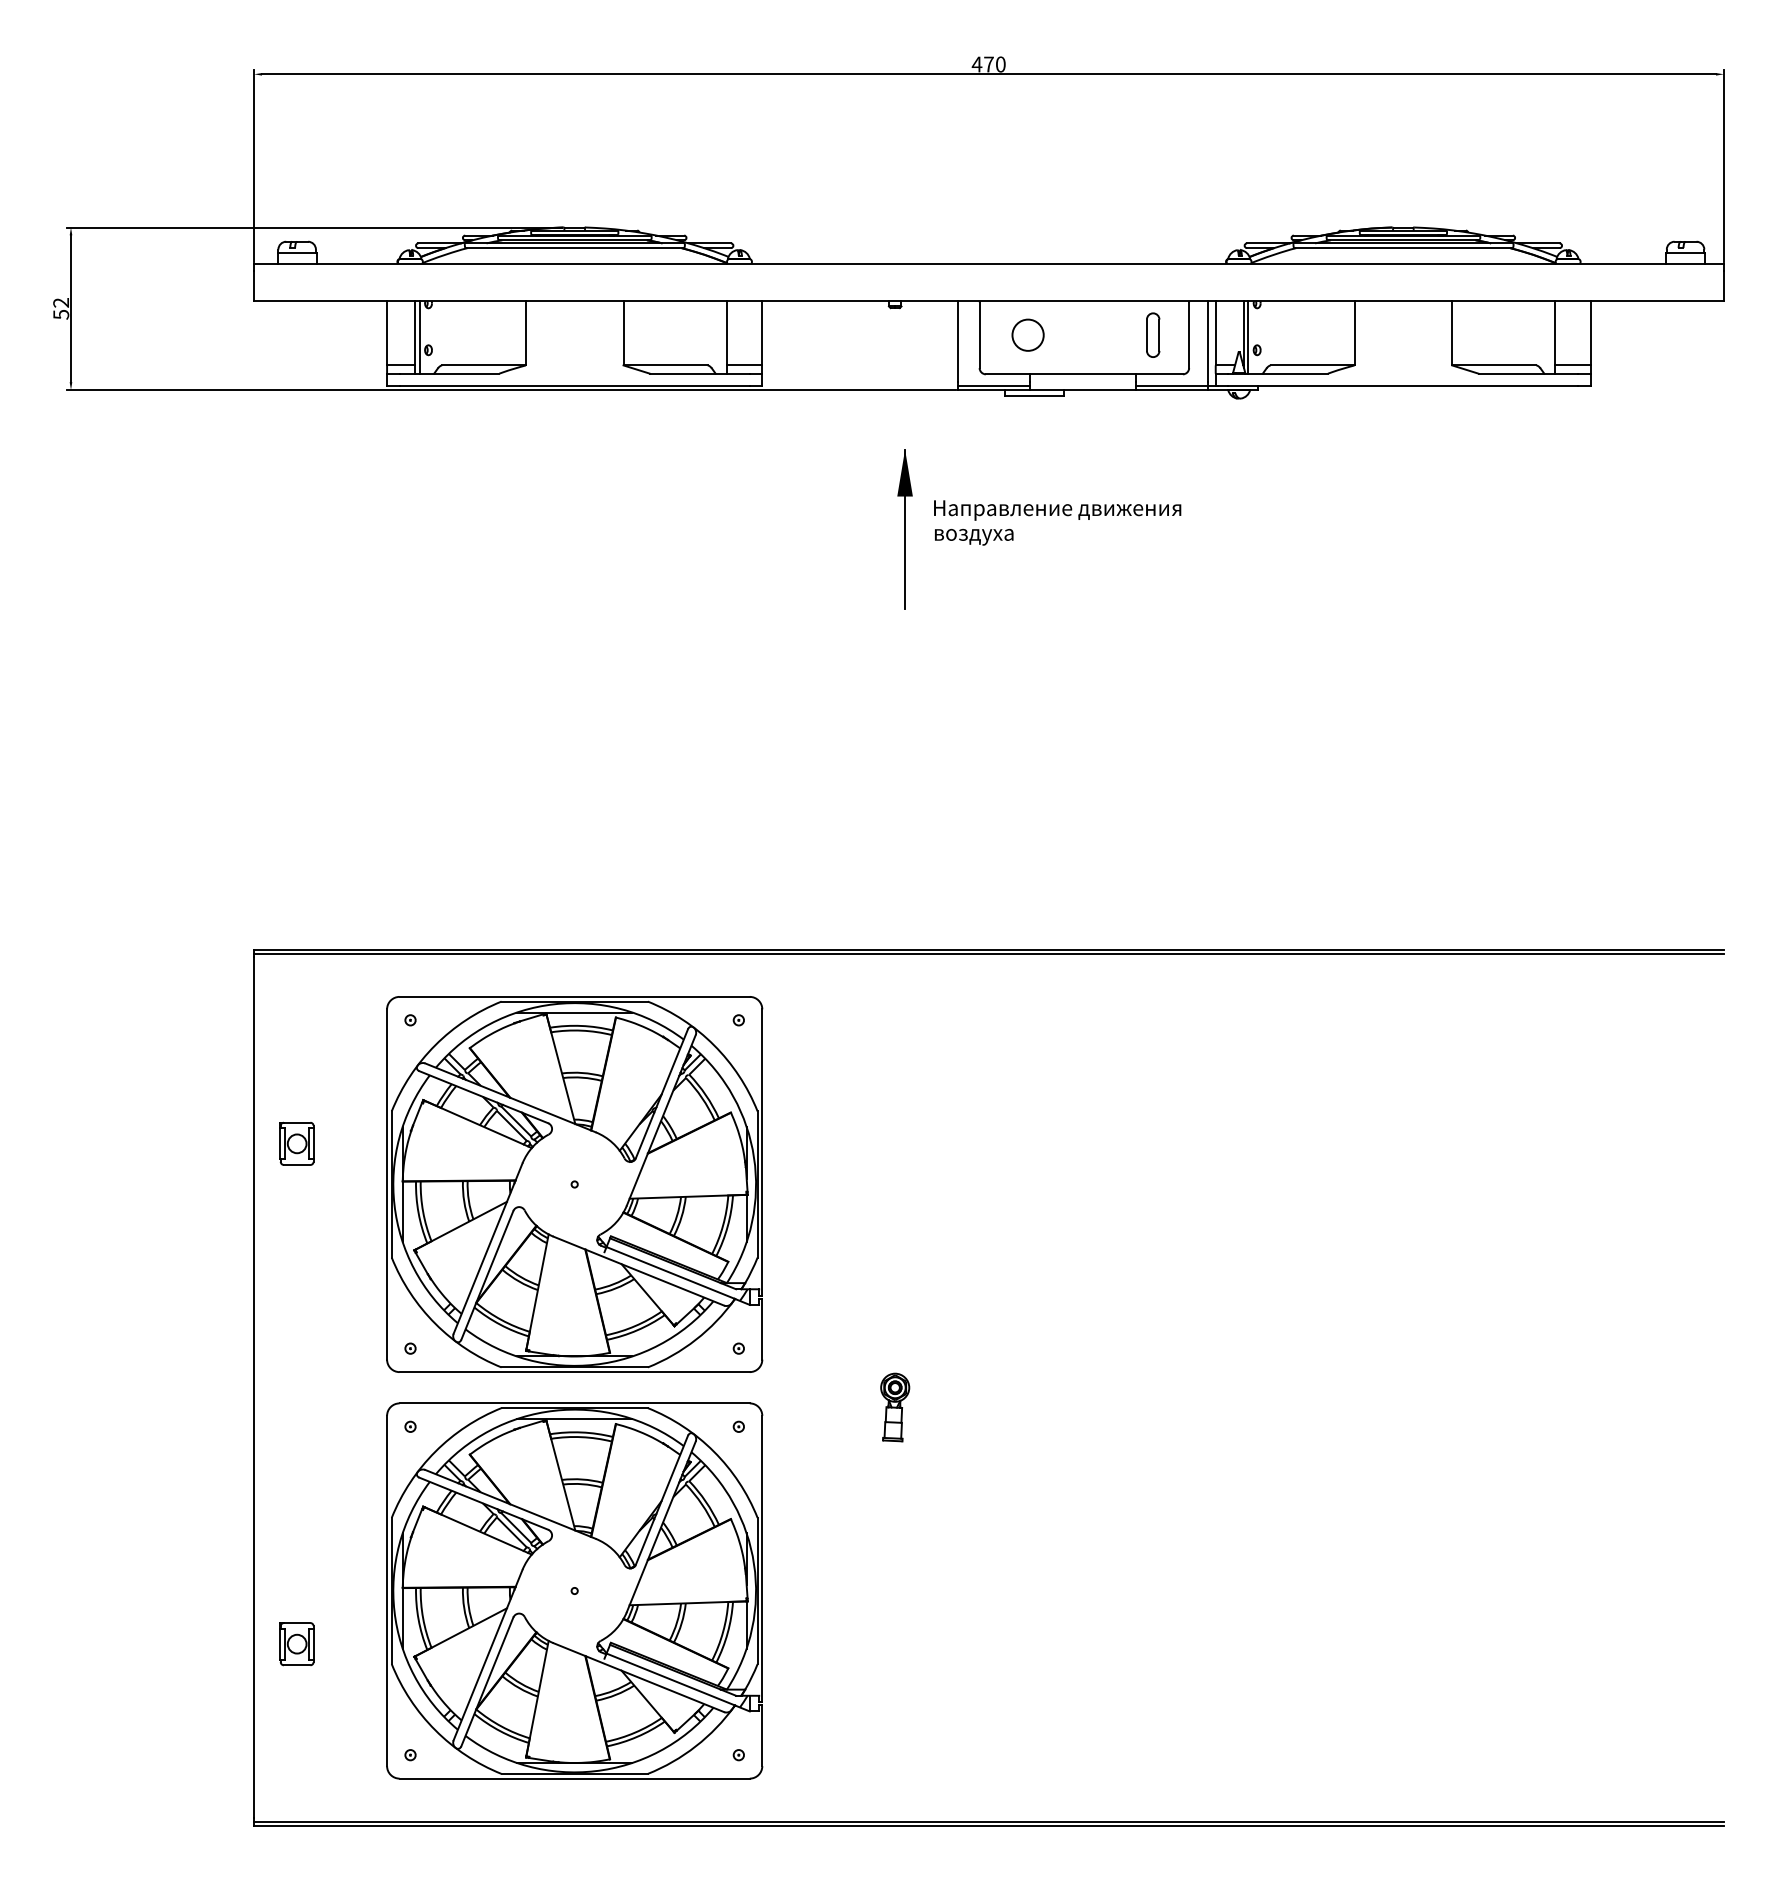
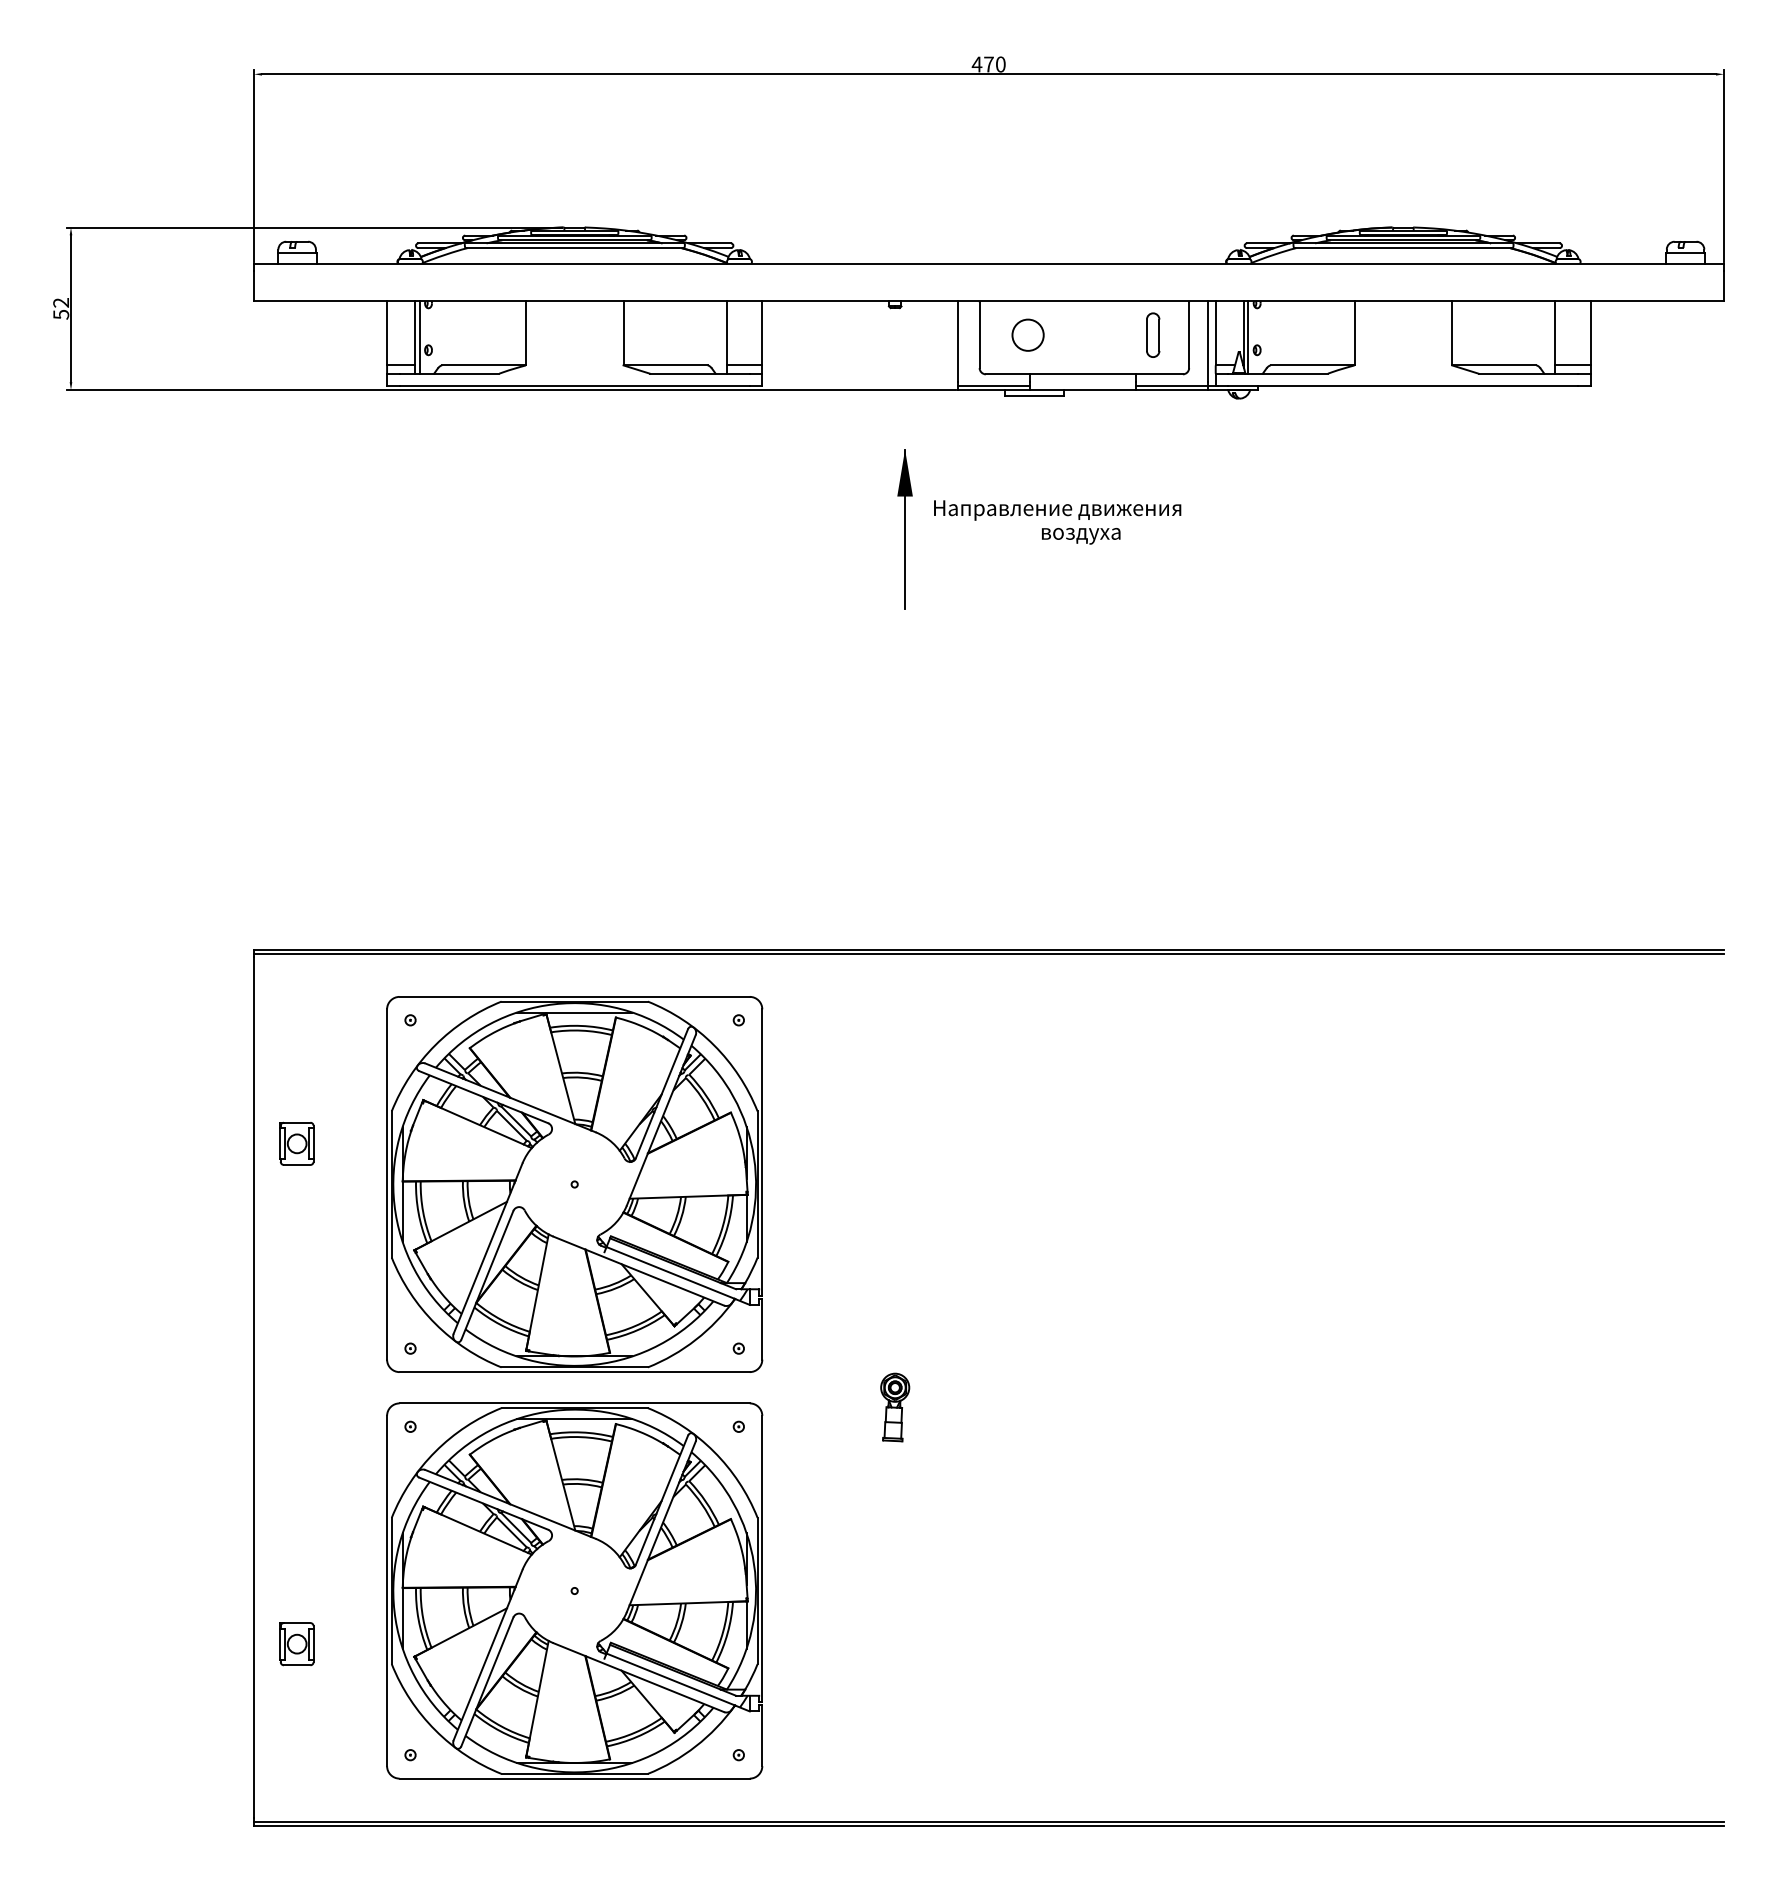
text position: (974, 537) -> (1081, 536) (1081, 536)
